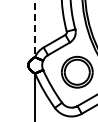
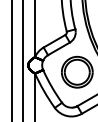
line: dashed -> solid (35, 29)
line: none -> present (11, 60)
line: none -> present (23, 60)
